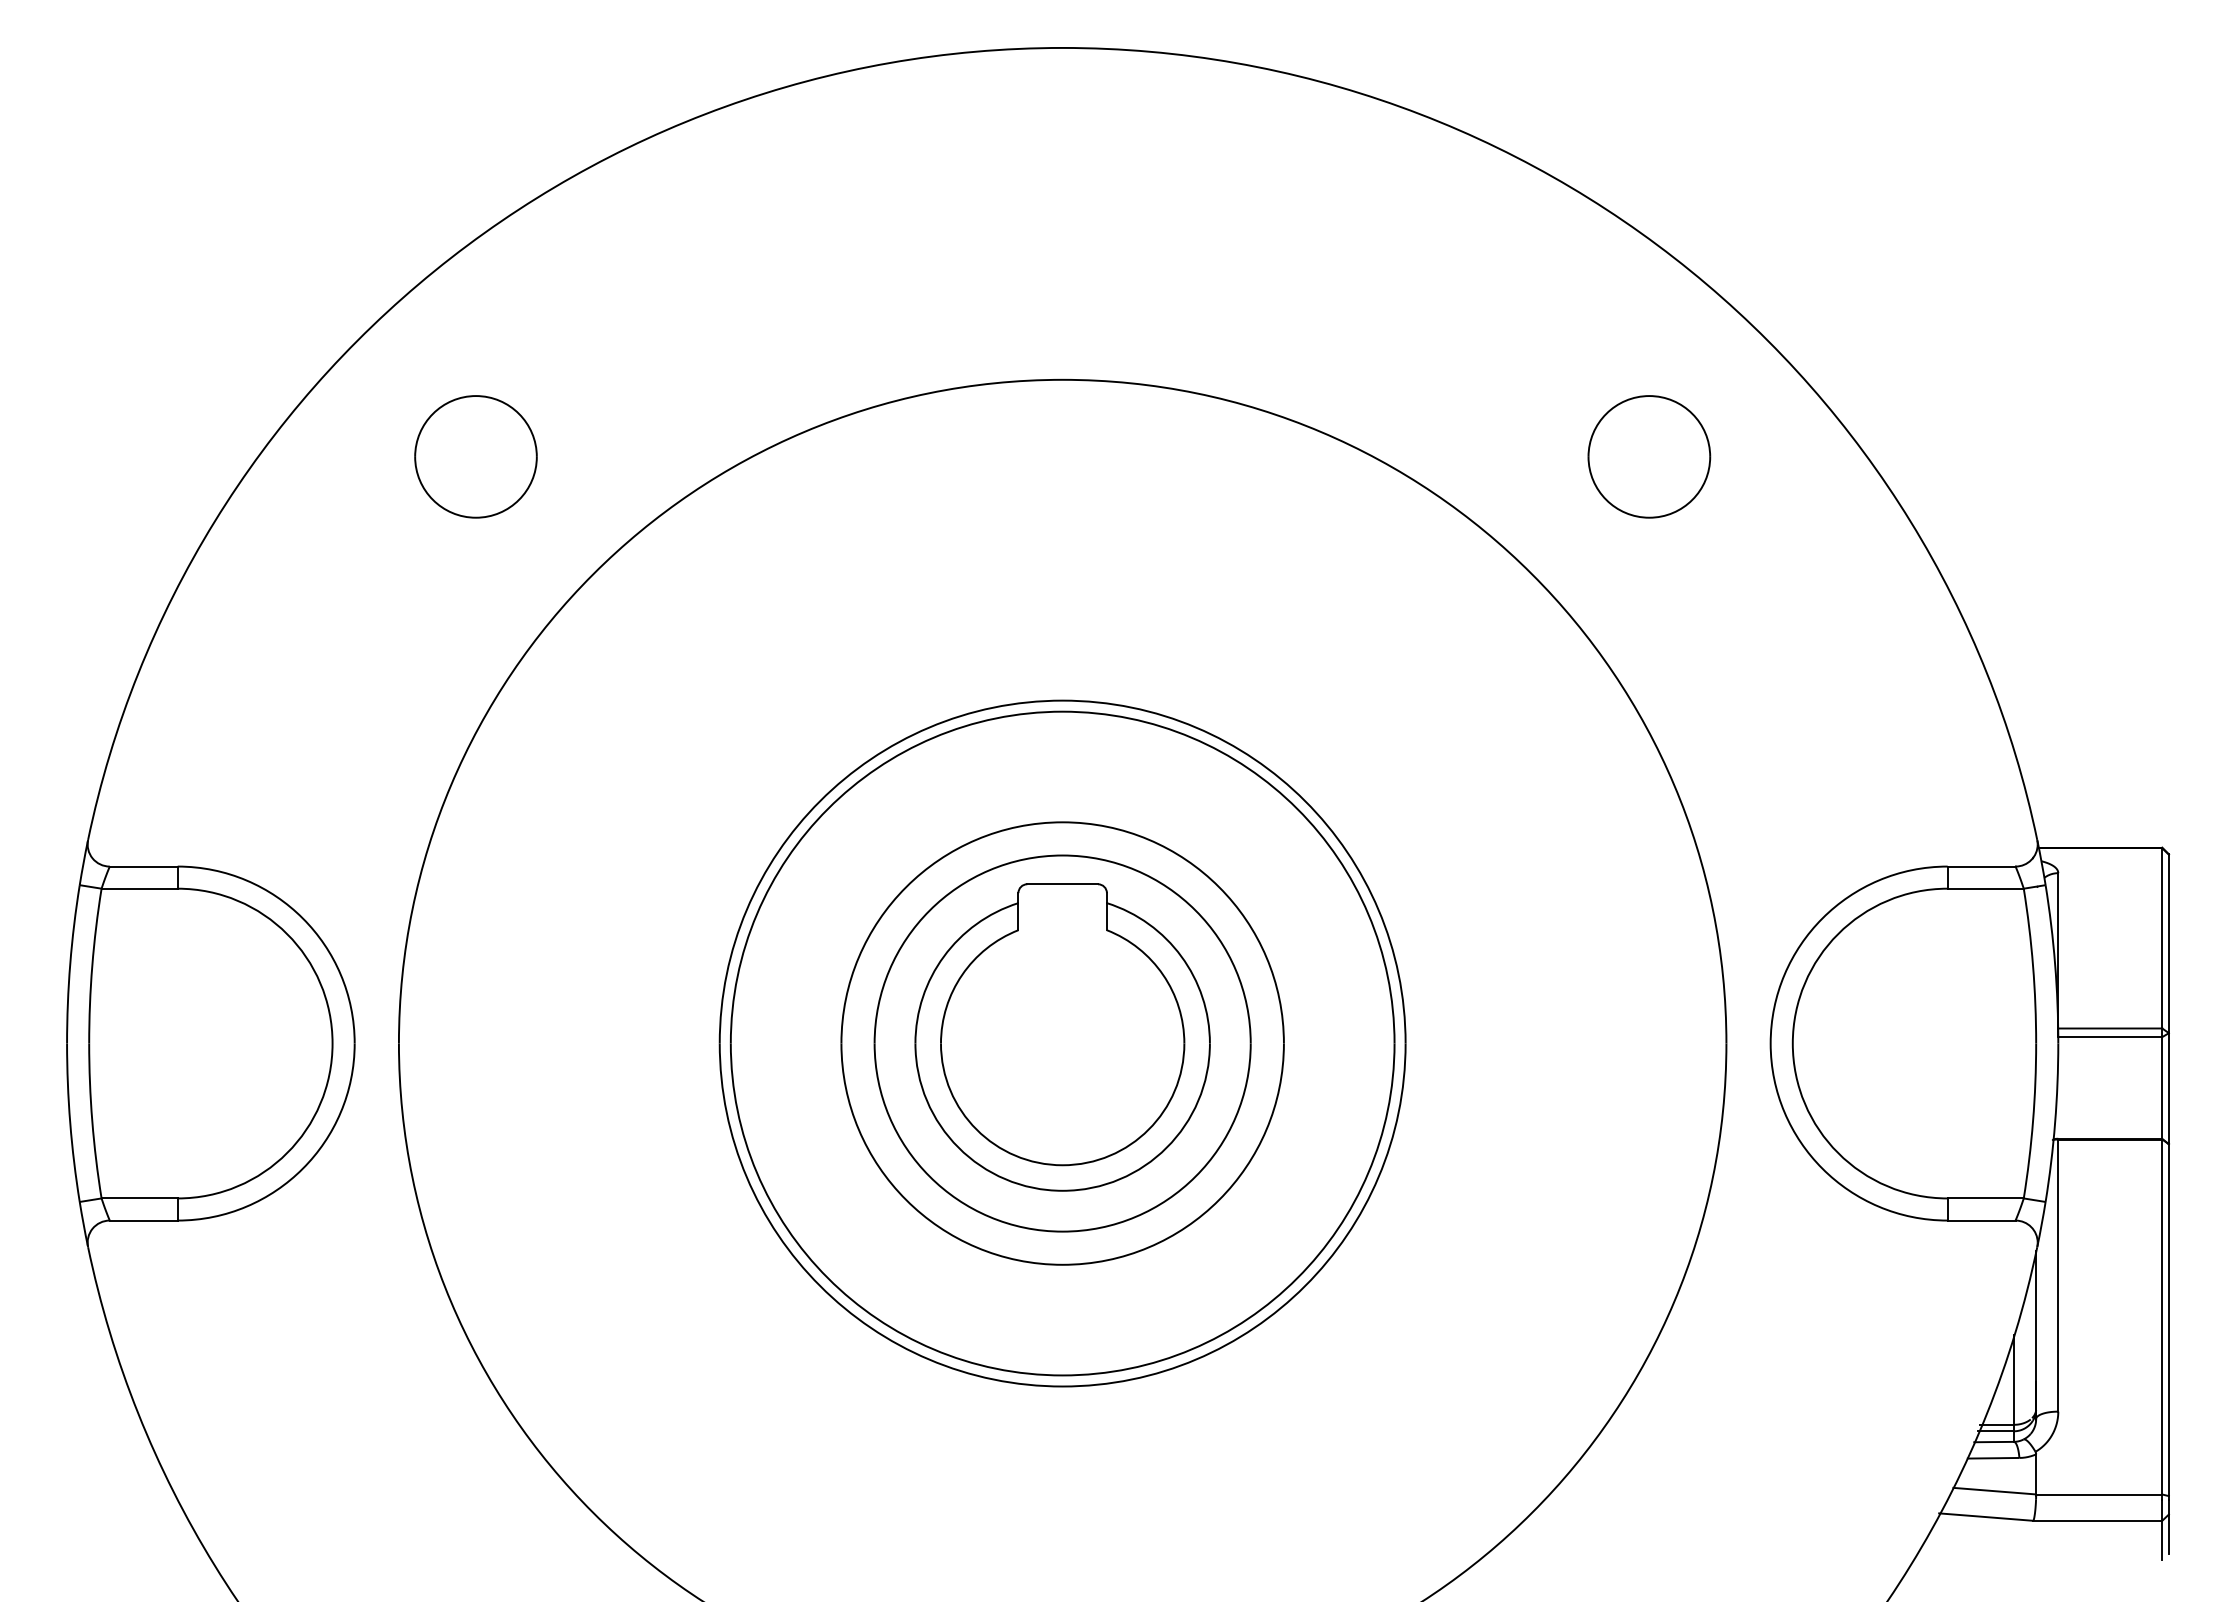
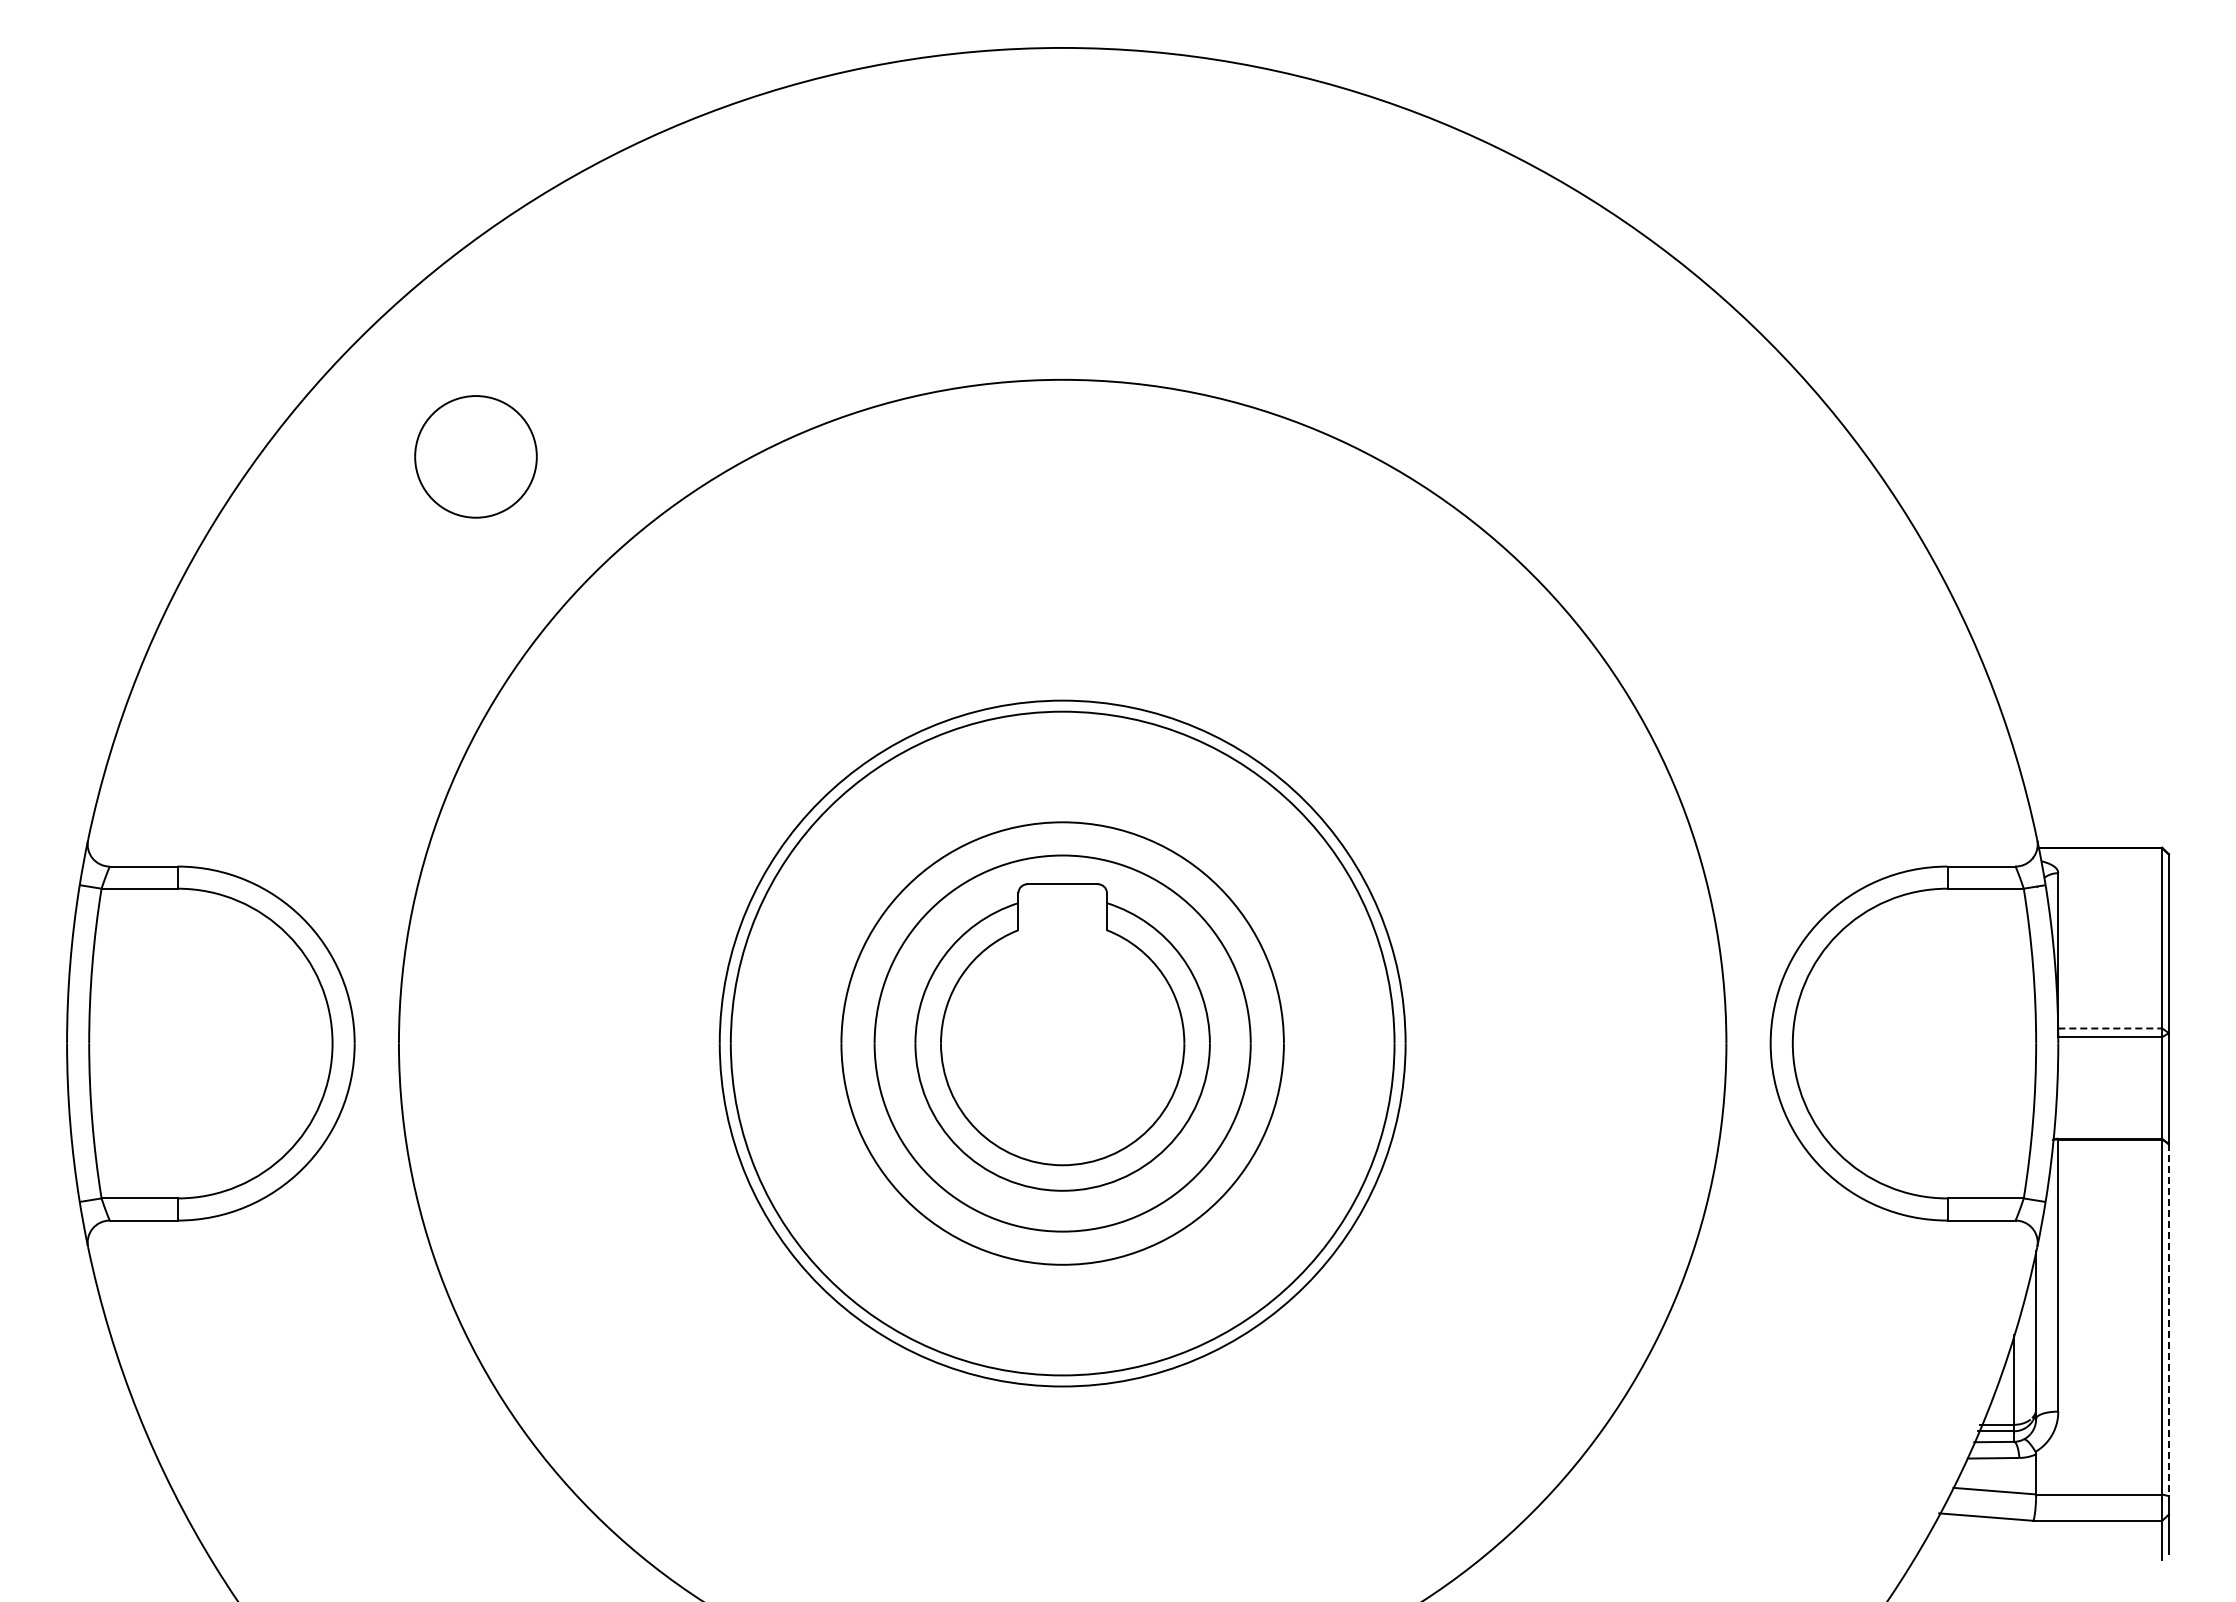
part: present -> none (1649, 456)
line: solid -> dashed (2110, 1028)
line: solid -> dashed (2168, 1320)
